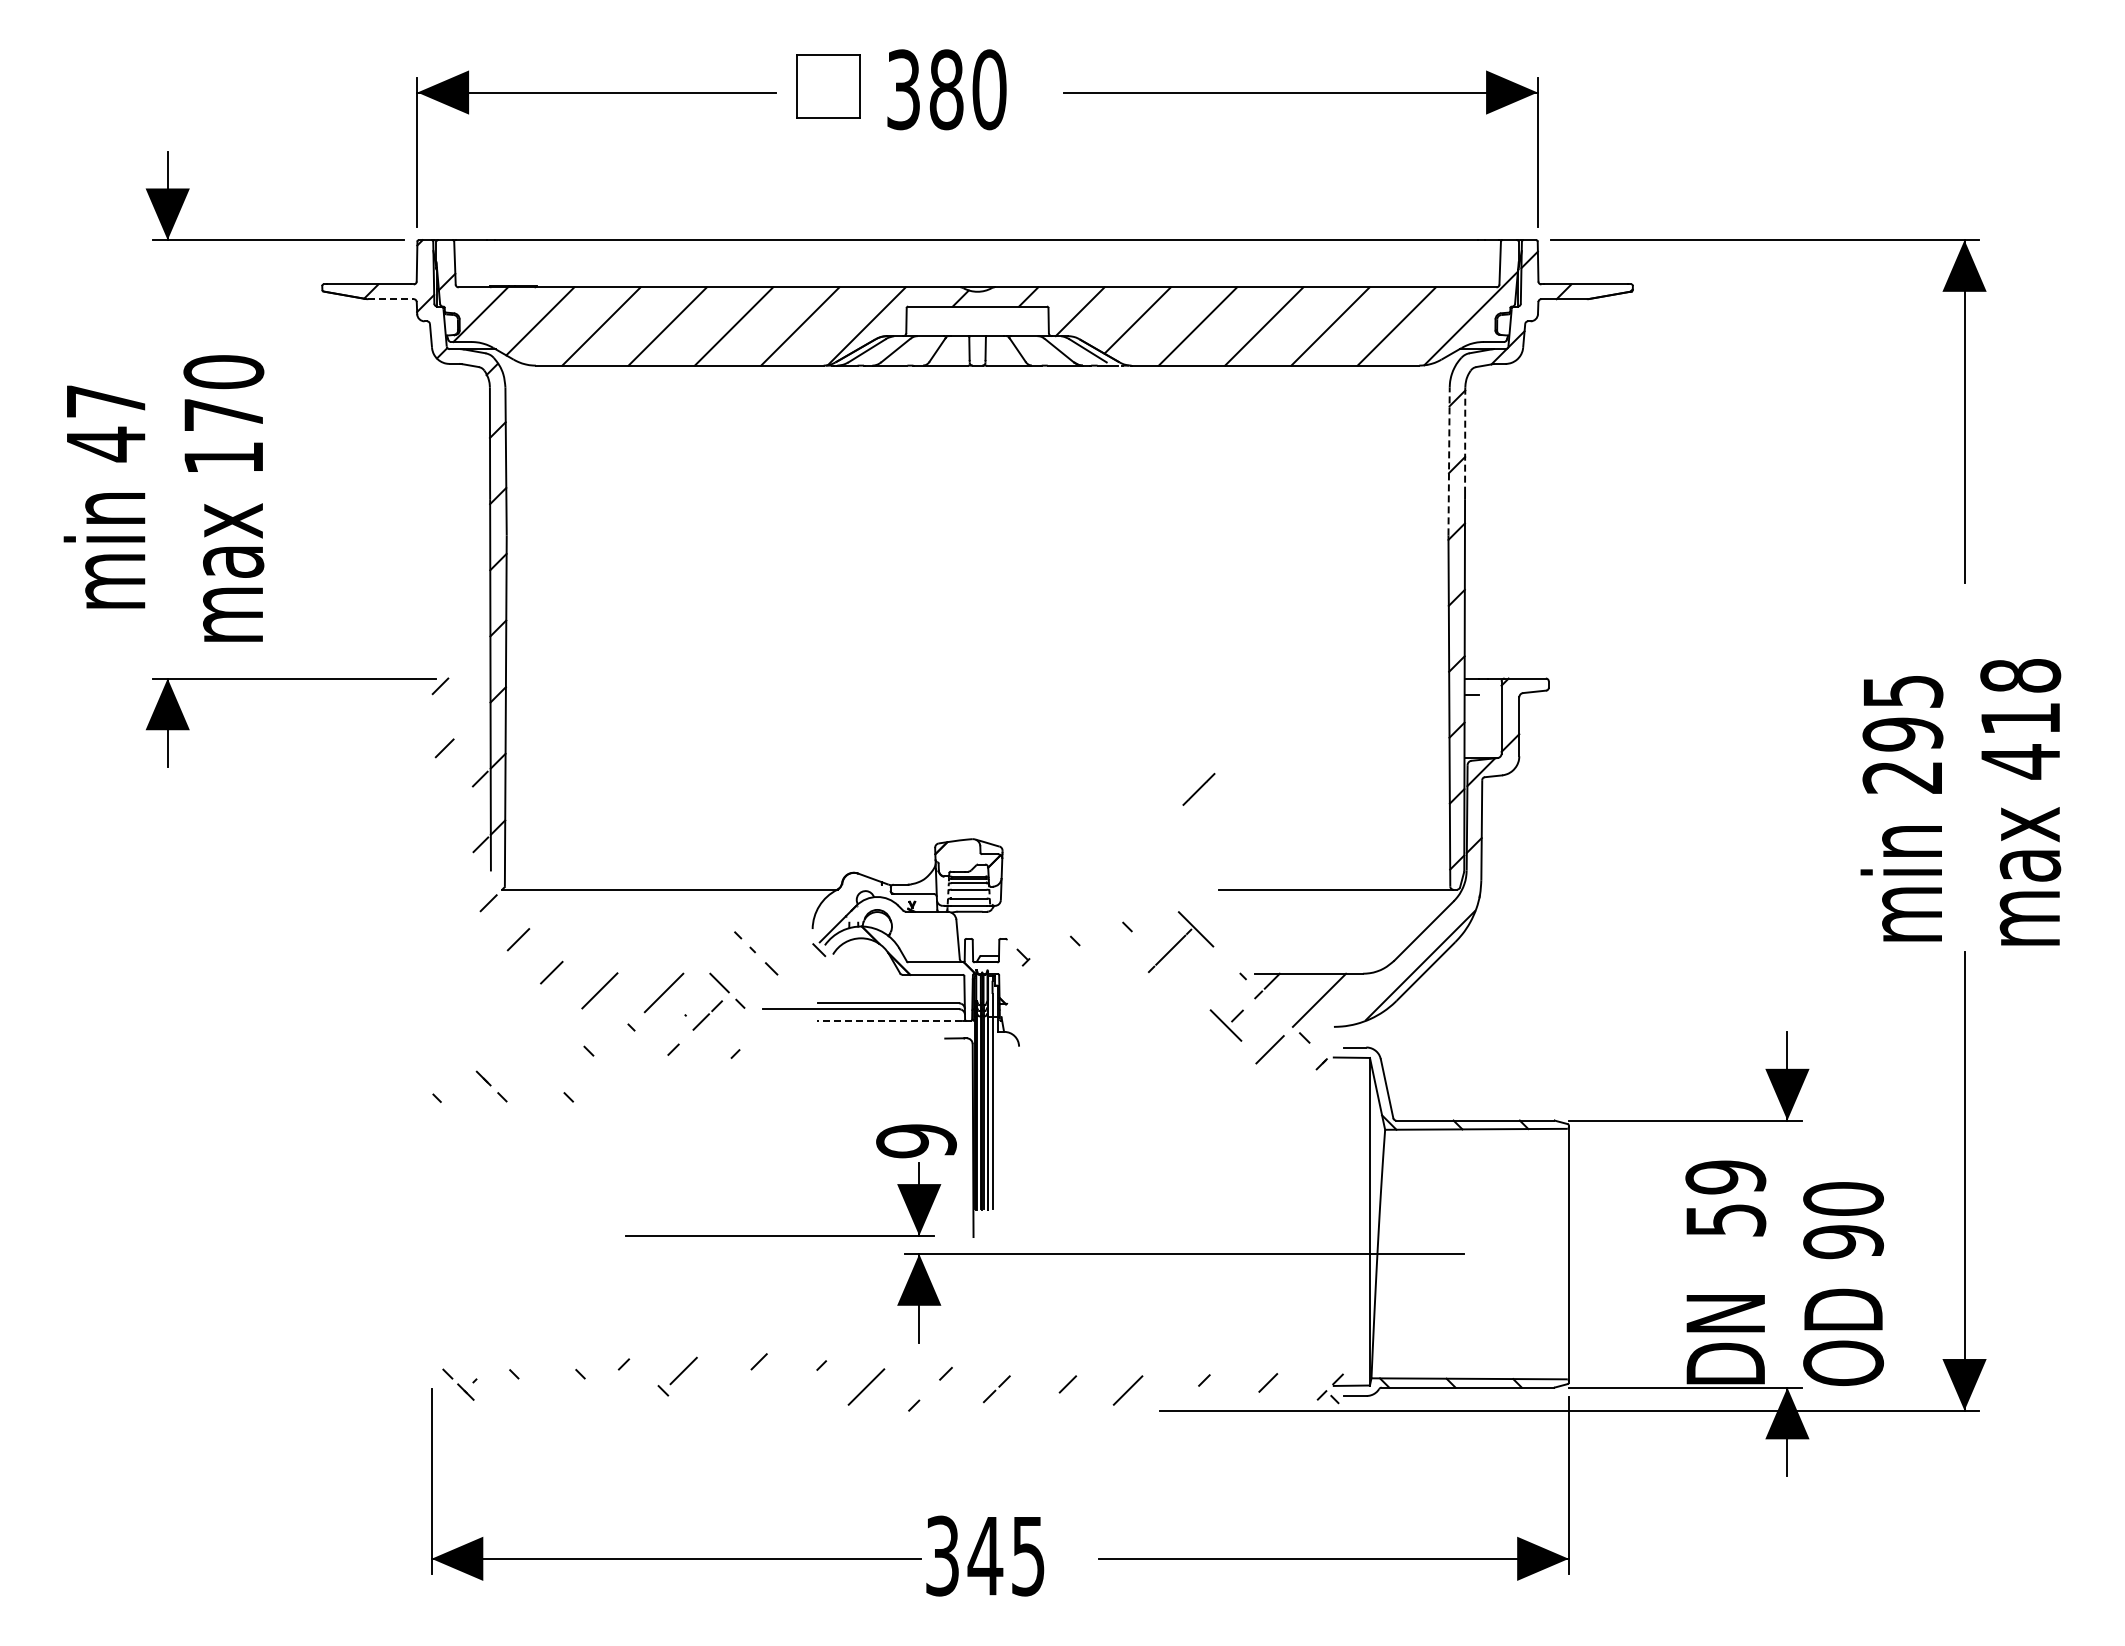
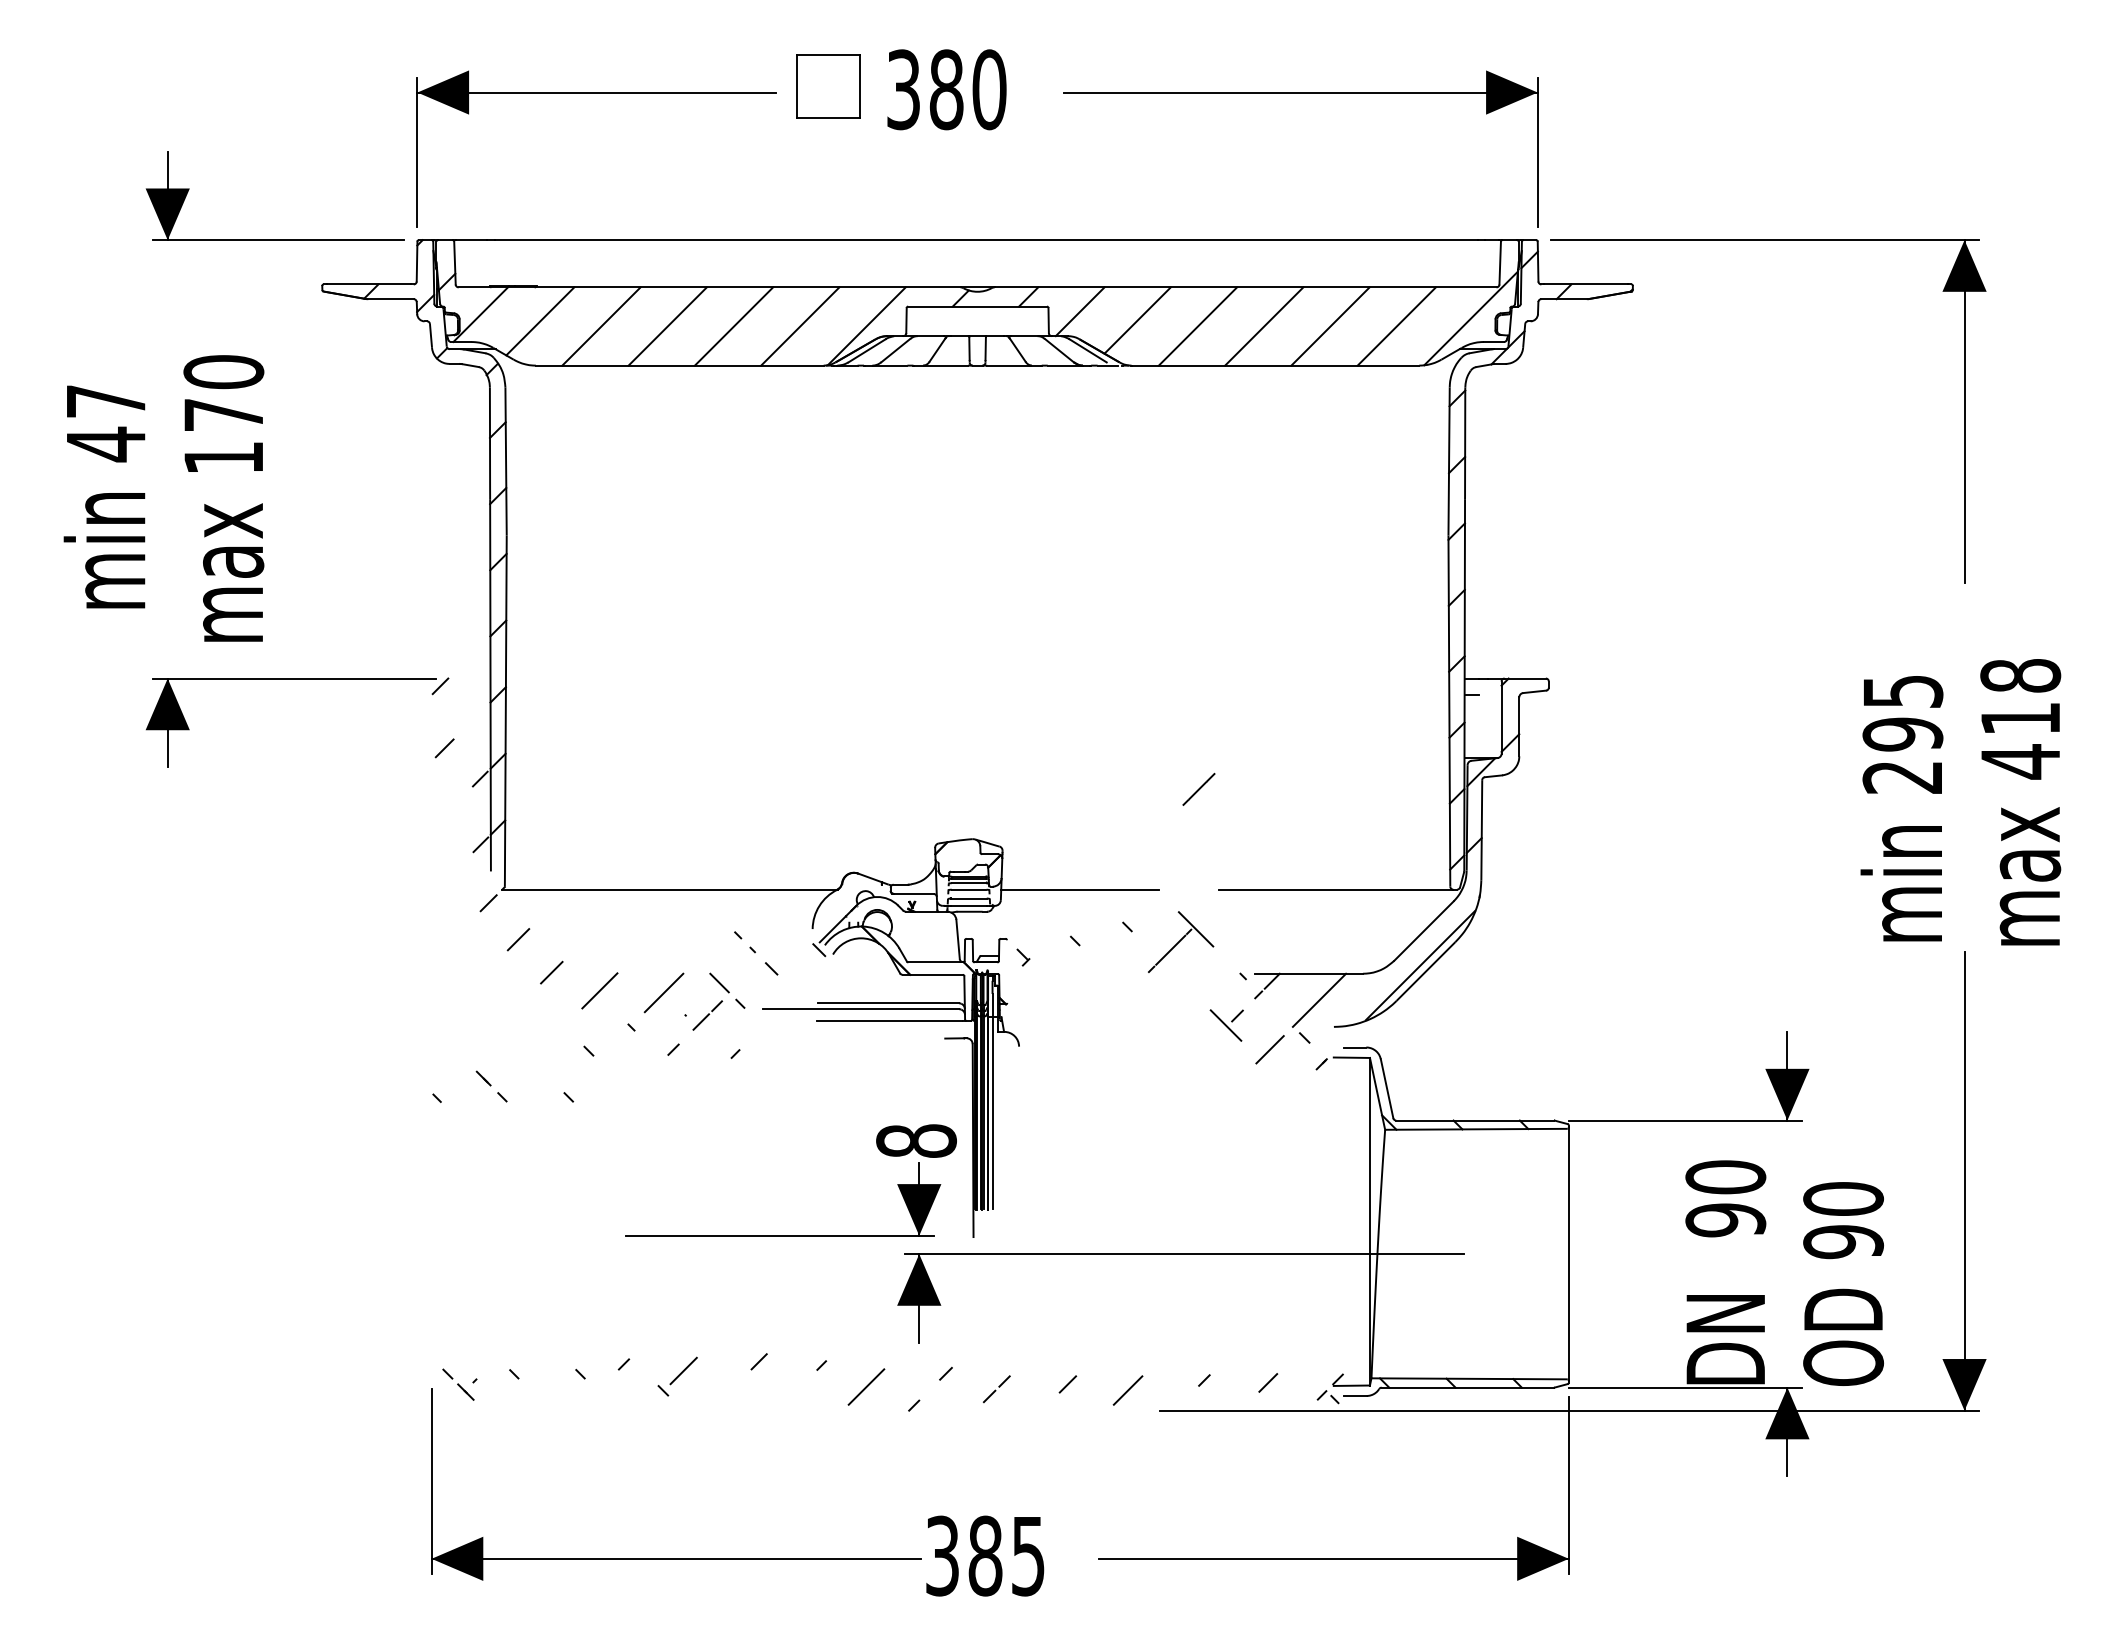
line: dashed -> solid (391, 299)
line: dashed -> solid (1465, 439)
line: dashed -> solid (1449, 461)
line: none -> present (1079, 889)
line: dashed -> solid (889, 1020)
text: 9 -> 8 (916, 1141)
text: 59 -> 90 (1725, 1198)
text: 345 -> 385 (985, 1555)
